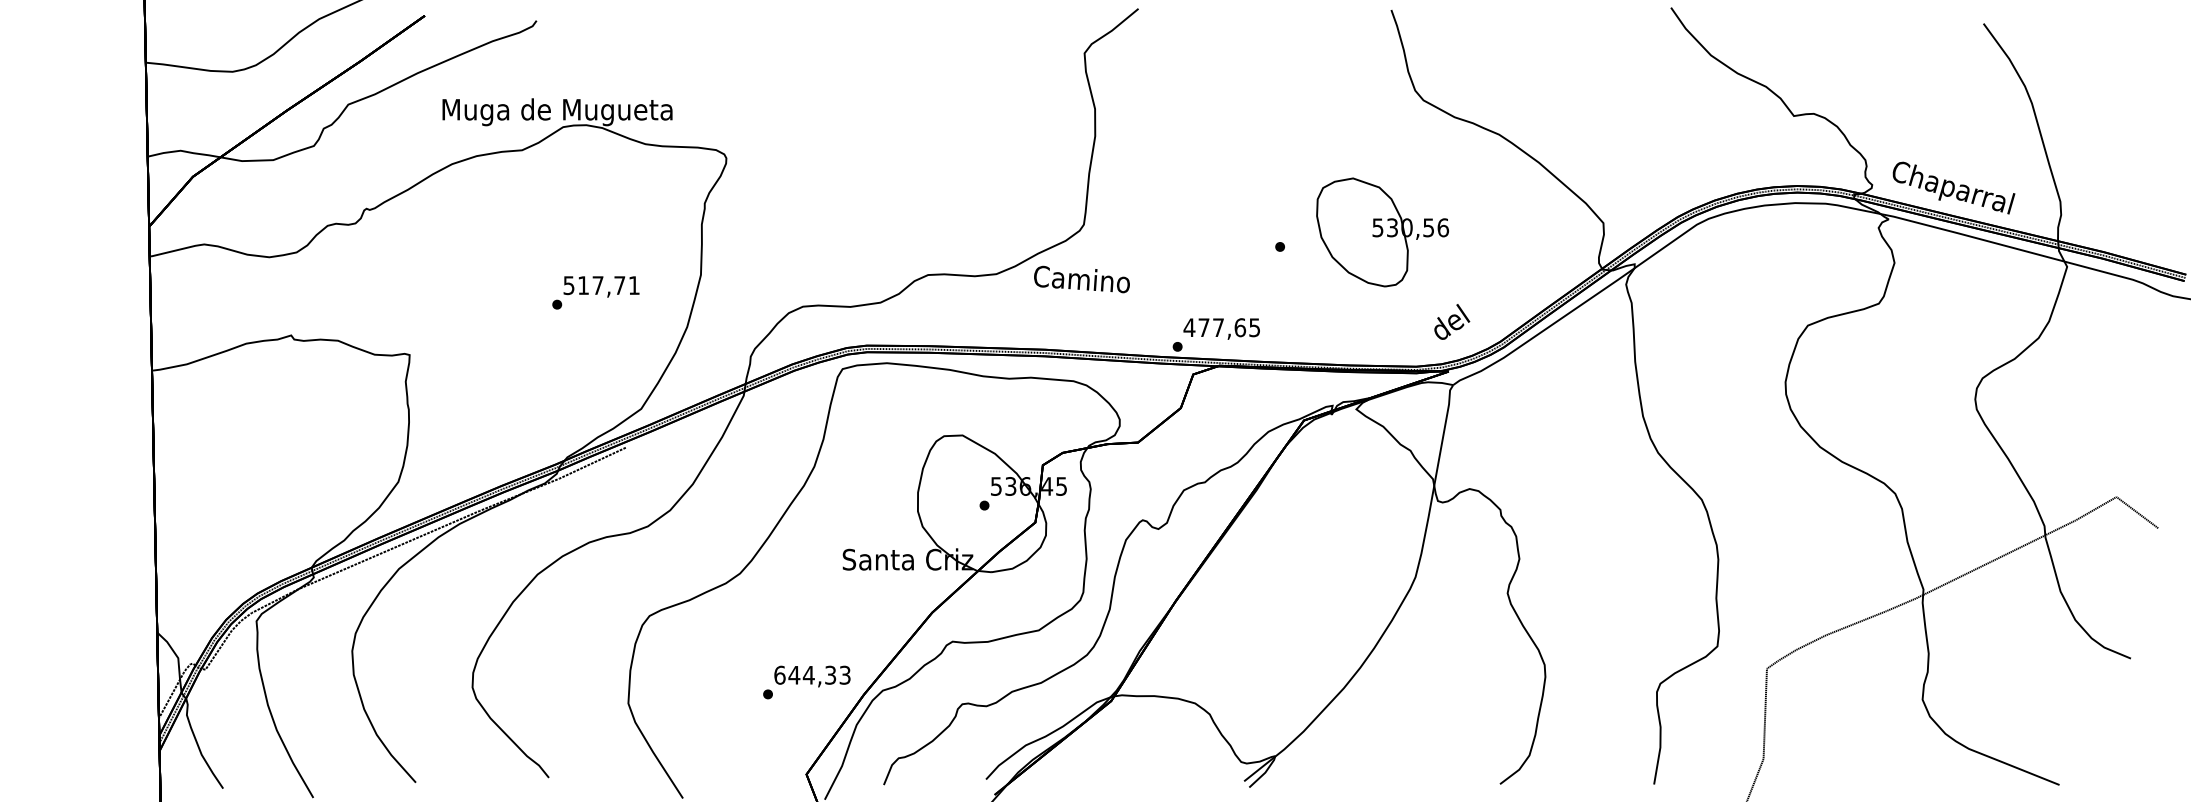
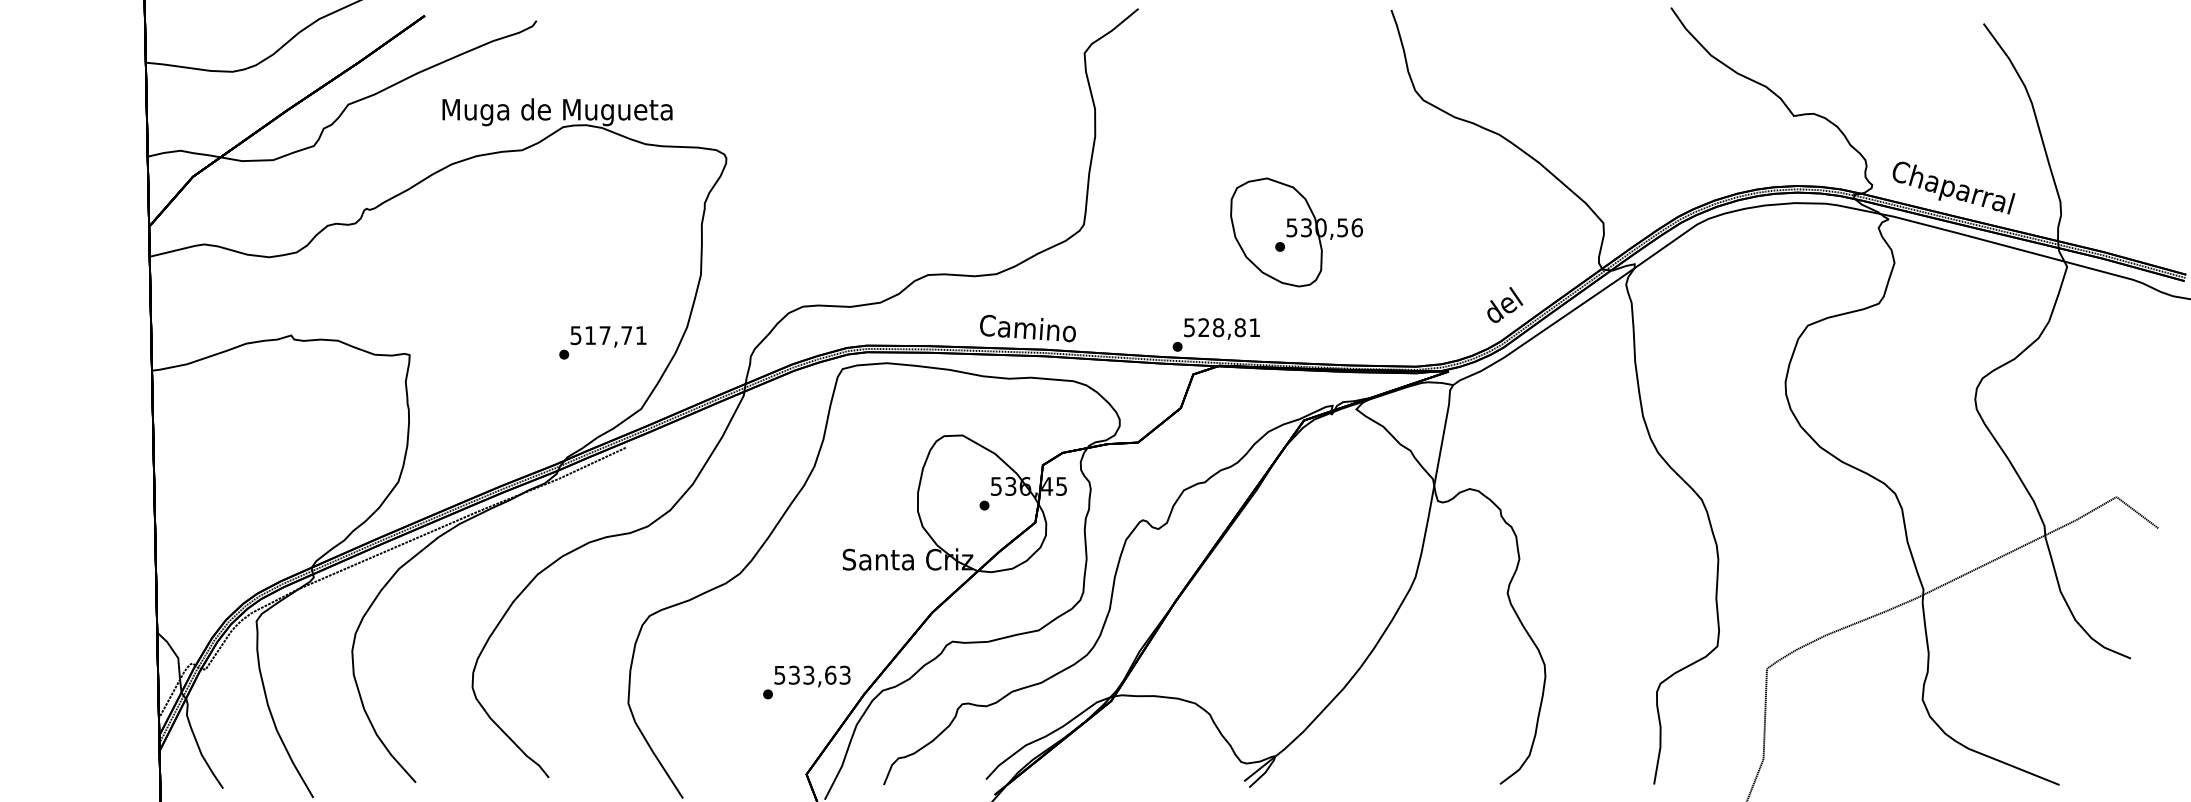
part position: (1382, 232) -> (1296, 232) (1296, 232)
text position: (1081, 279) -> (1027, 328) (1027, 328)
text position: (595, 292) -> (602, 342) (602, 342)
text position: (1452, 321) -> (1505, 304) (1505, 304)
text: 477,65 -> 528,81 (1221, 327)
text: 644,33 -> 533,63 (805, 674)
